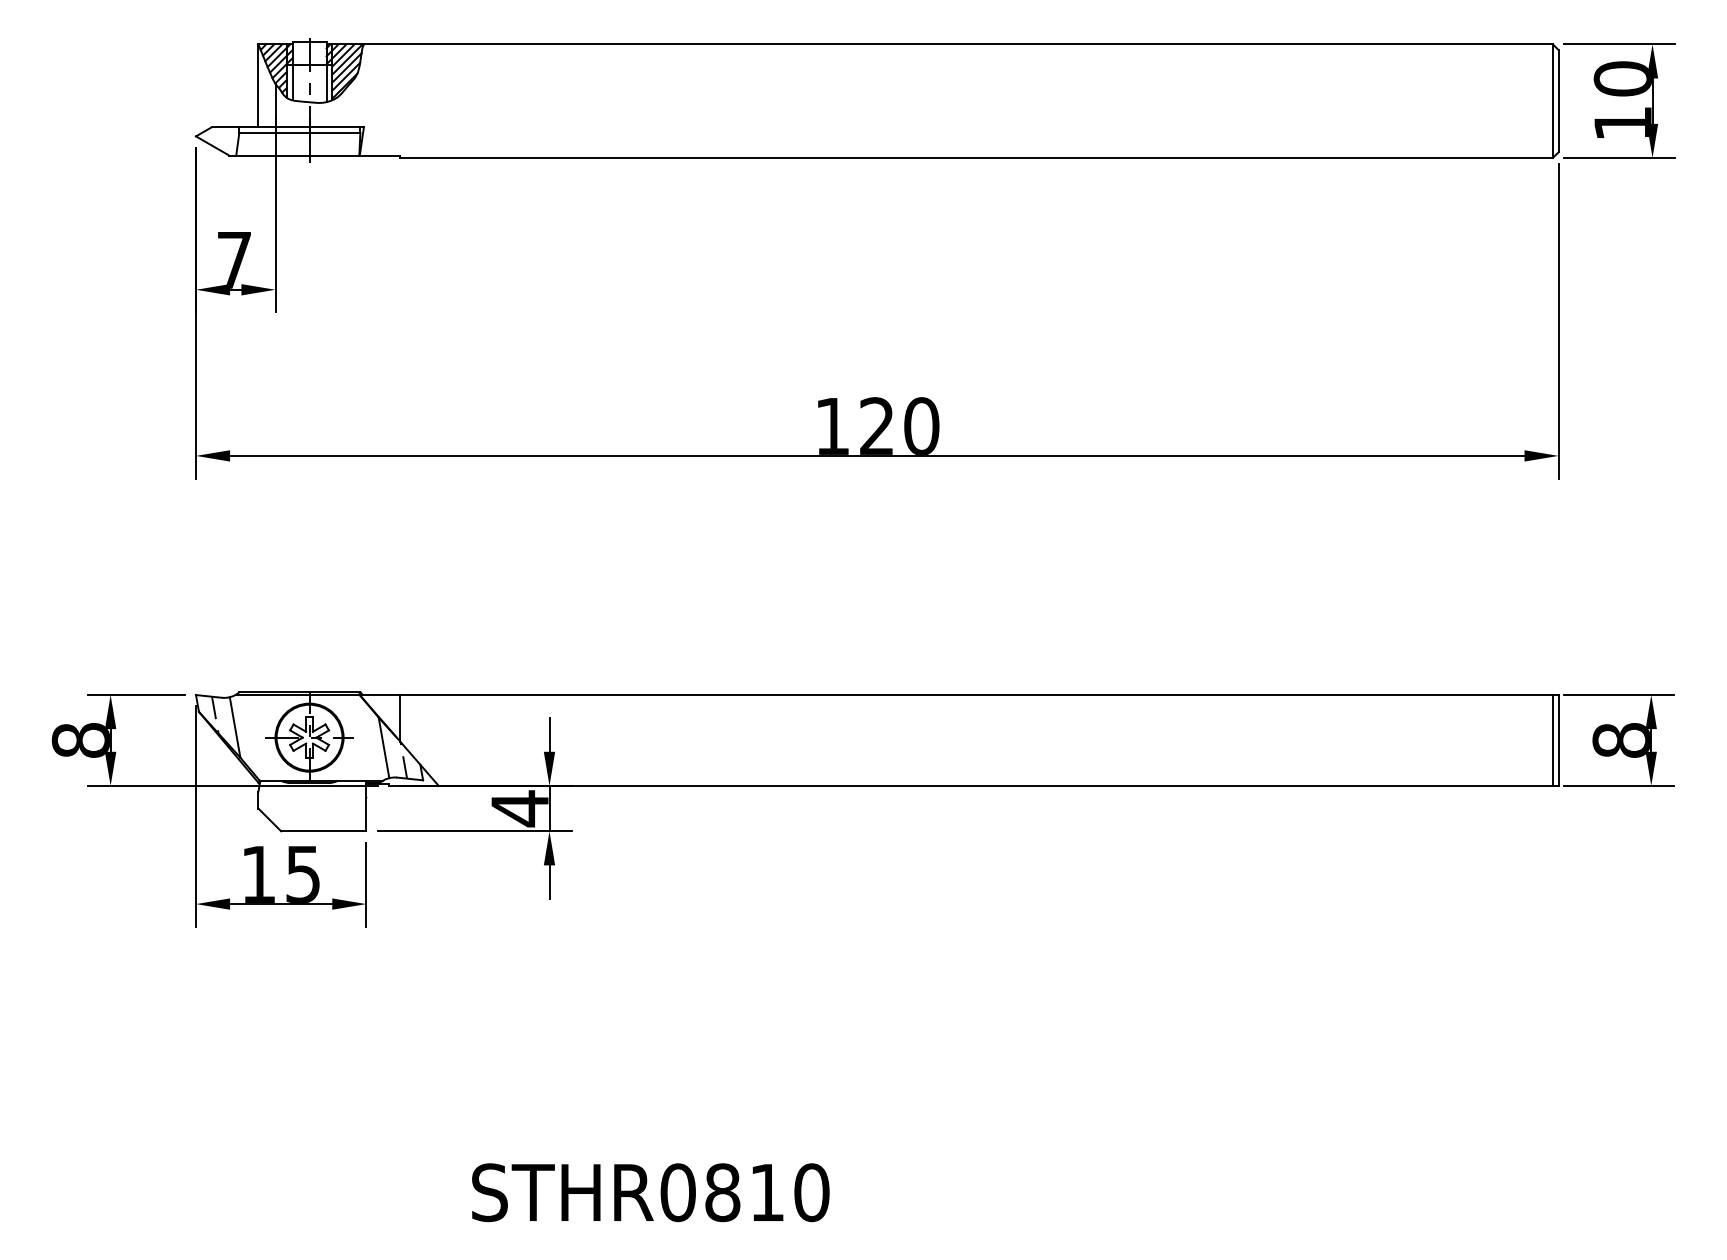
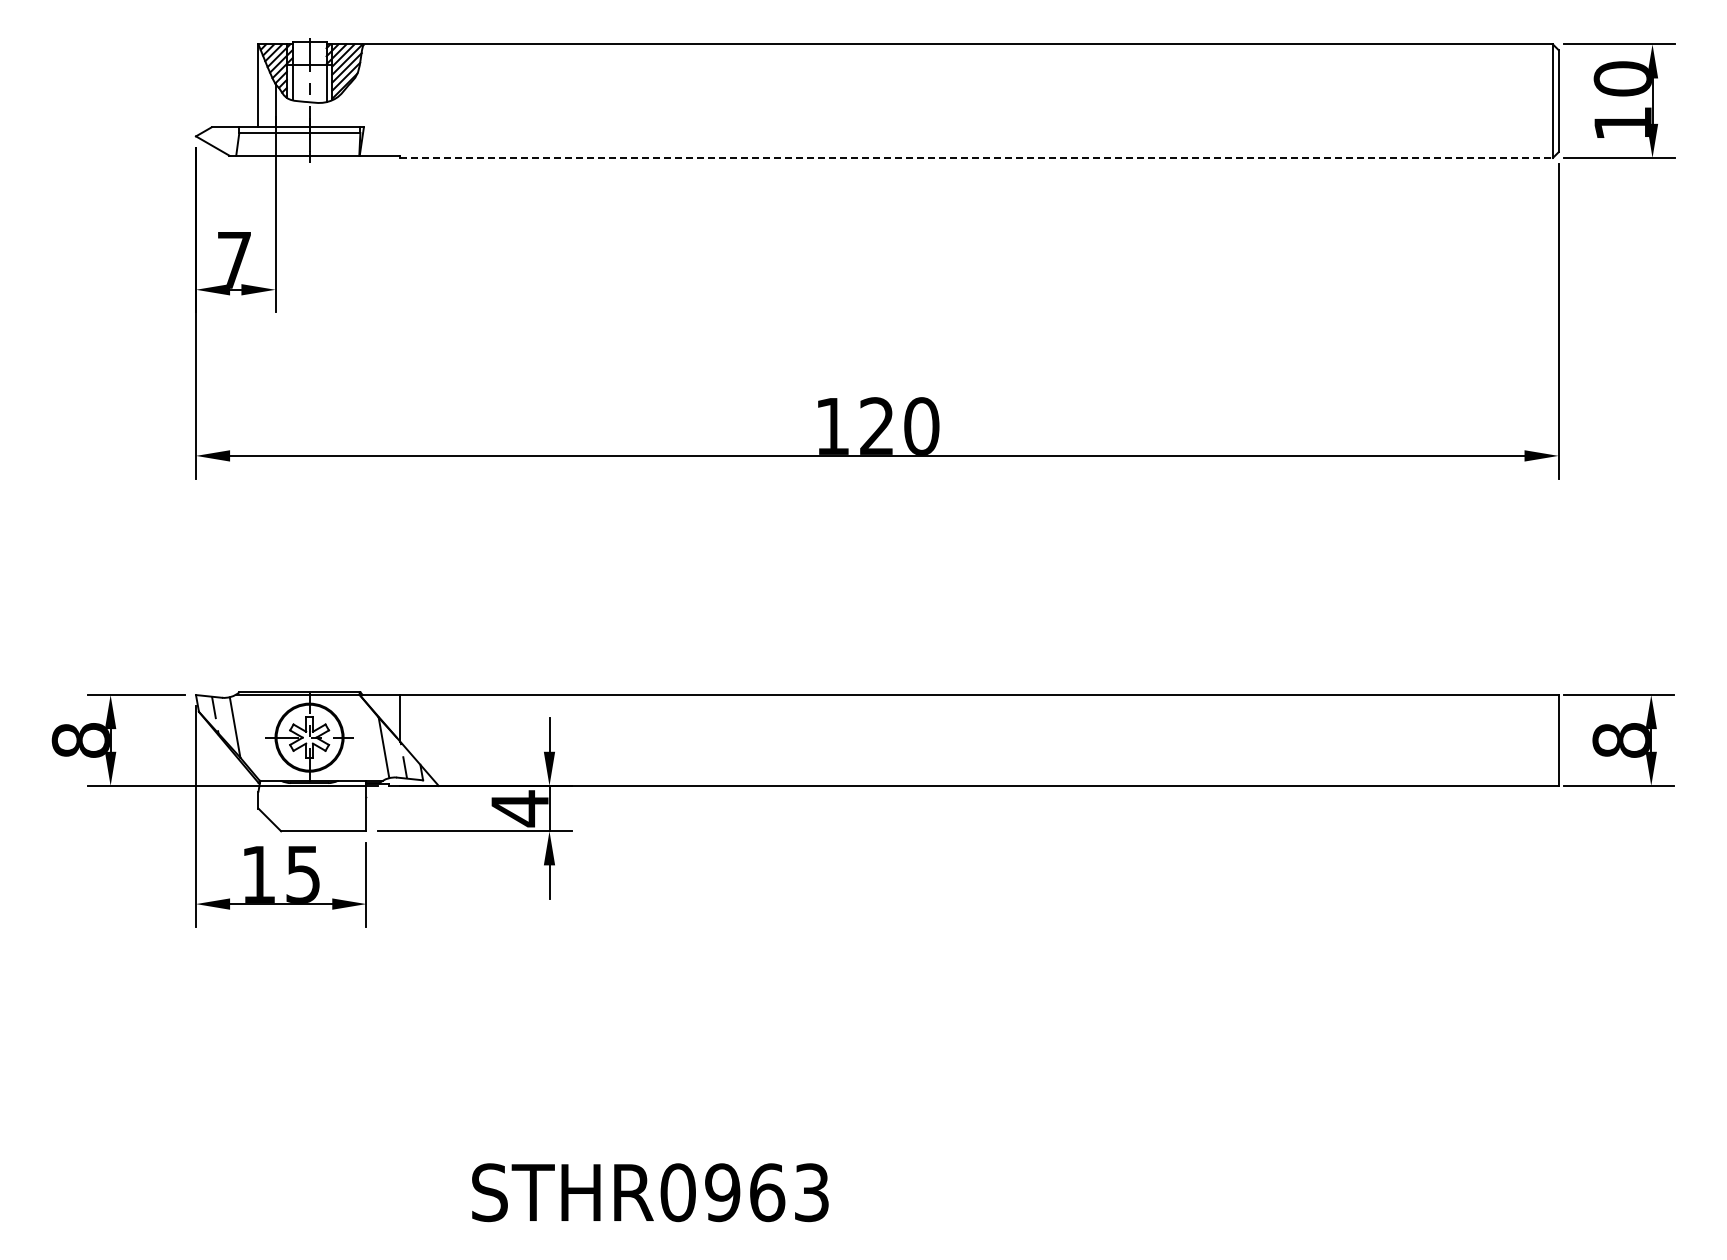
line: solid -> dashed (977, 157)
line: present -> none (1552, 740)
text: STHR0810 -> STHR0963 (767, 1192)
